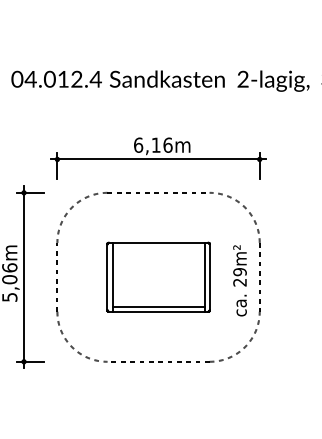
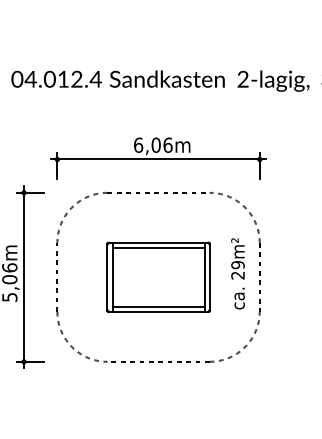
text: 6,16m -> 6,06m (155, 144)
line: none -> present (158, 247)
text position: (239, 280) -> (237, 273) (237, 273)
